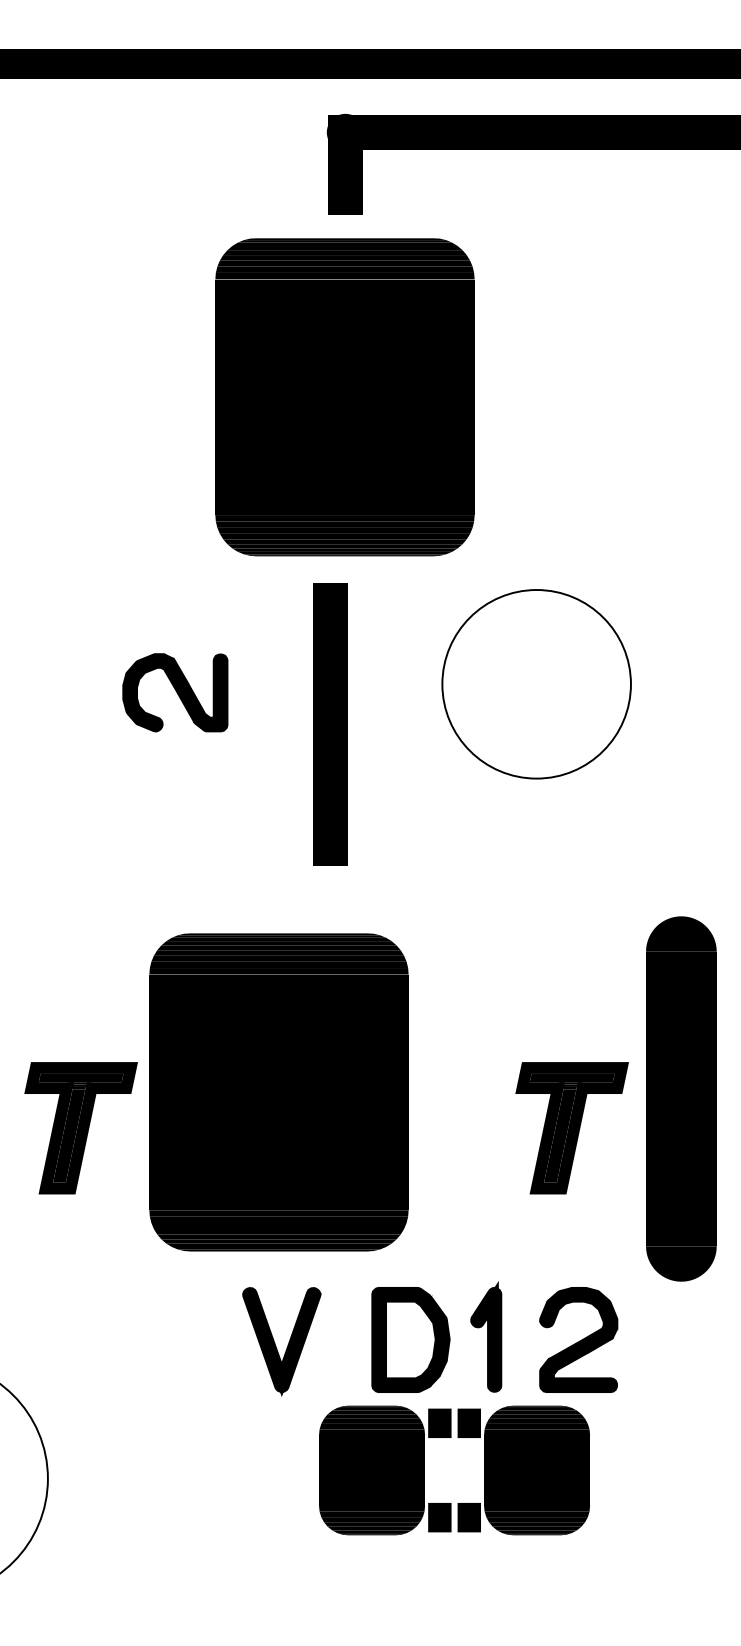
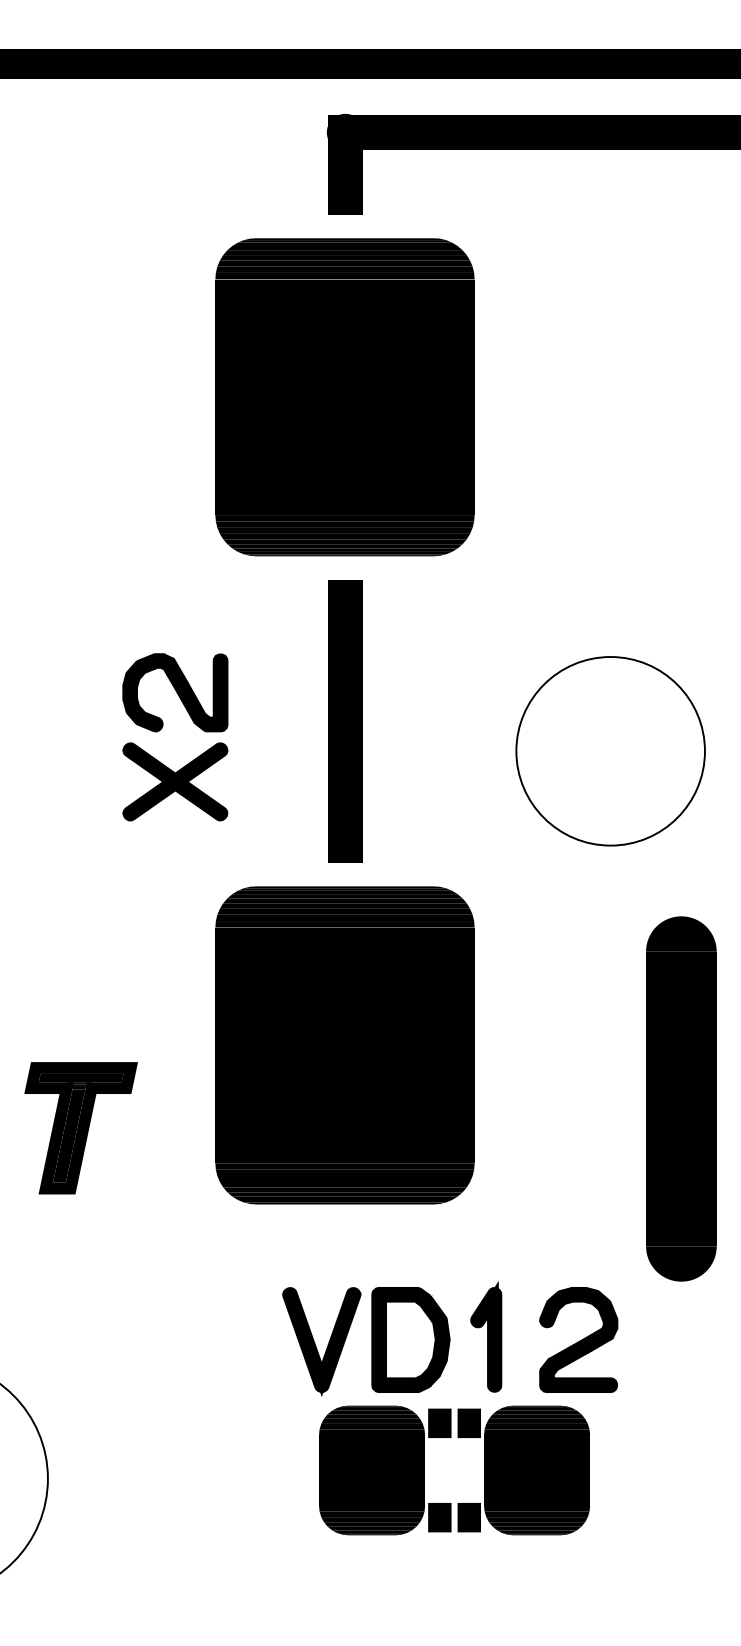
part position: (536, 684) -> (610, 751) (610, 751)
line position: (330, 724) -> (345, 721) (345, 721)
part: none -> present (175, 781)
part position: (278, 1092) -> (344, 1045) (344, 1045)
part: present -> none (571, 1128)
part position: (275, 1343) -> (315, 1343) (315, 1343)
